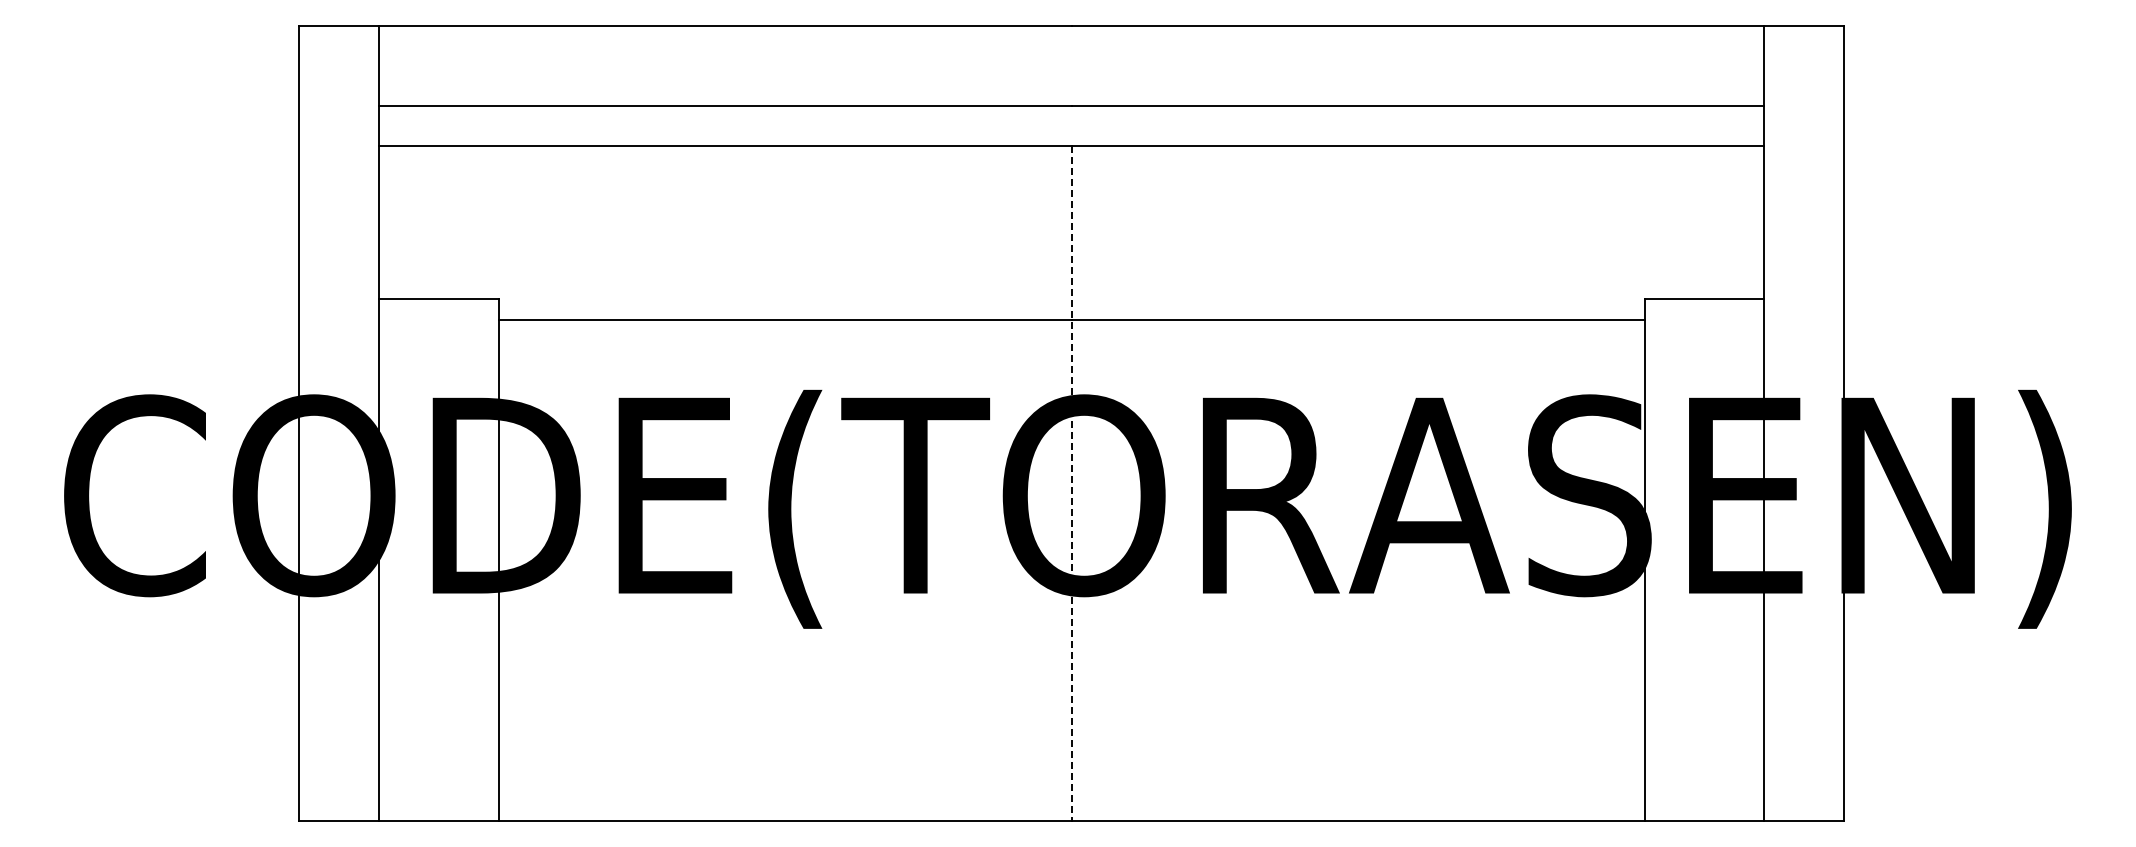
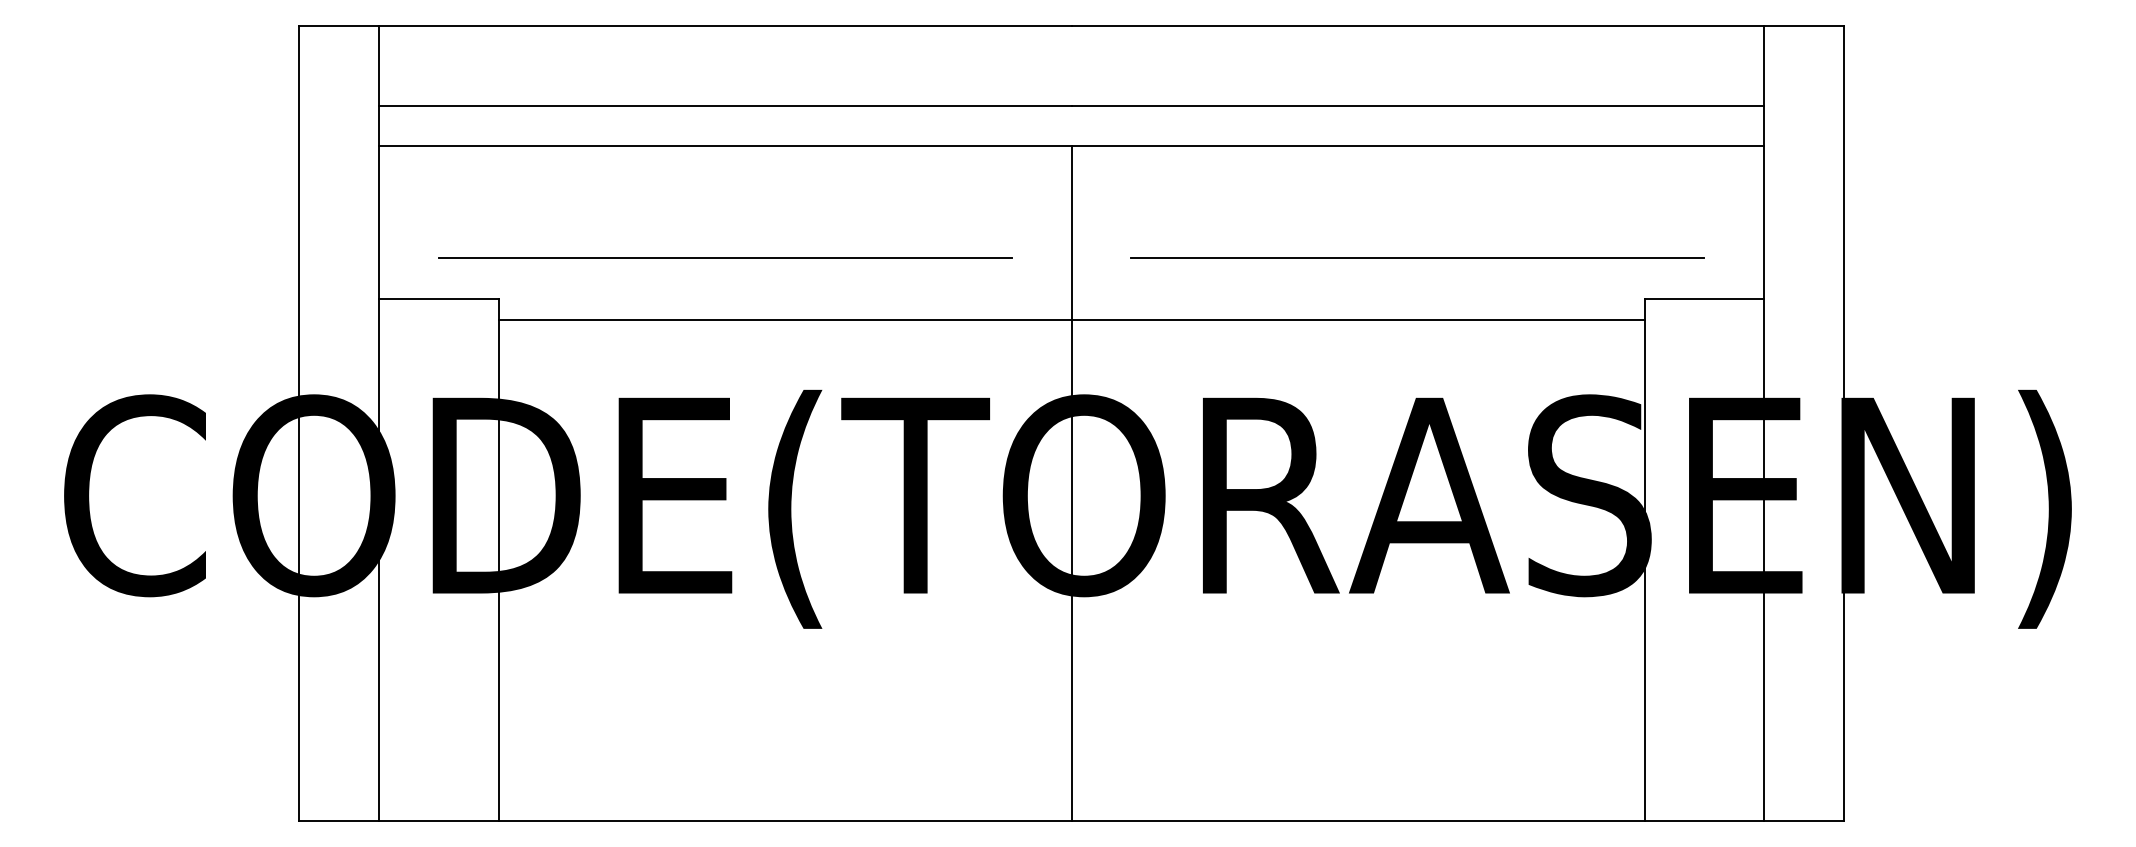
line: none -> present (1417, 257)
line: none -> present (725, 258)
line: dashed -> solid (1071, 483)
